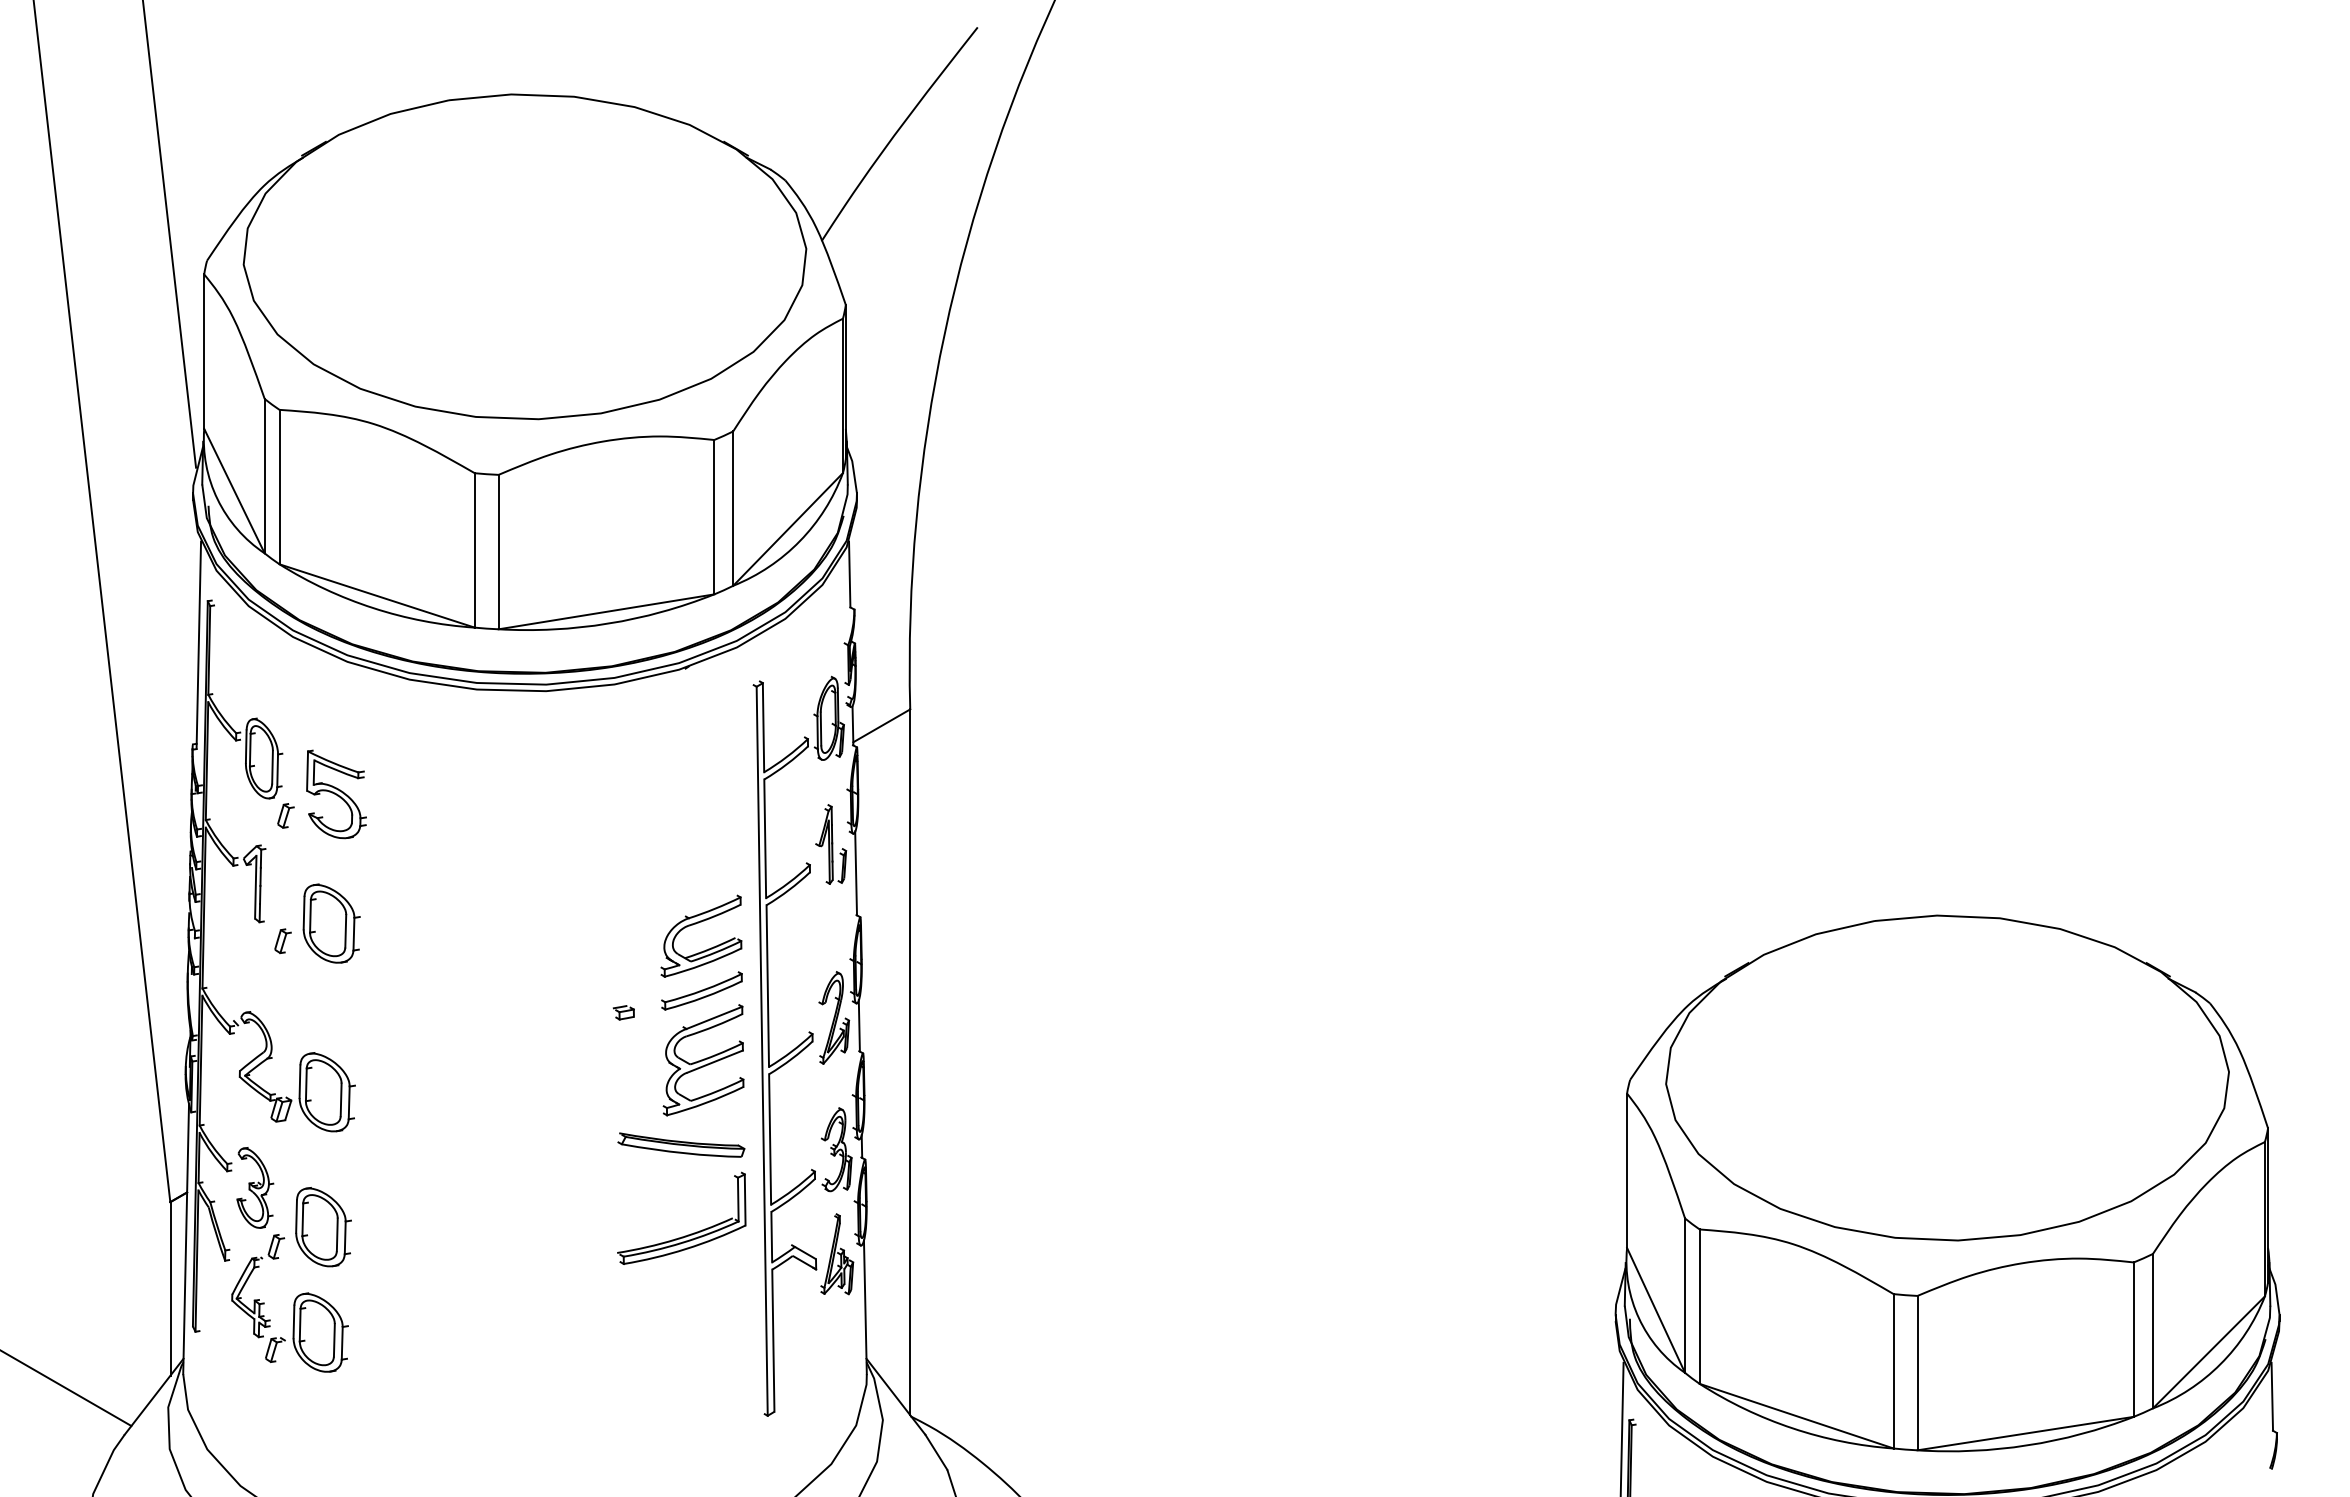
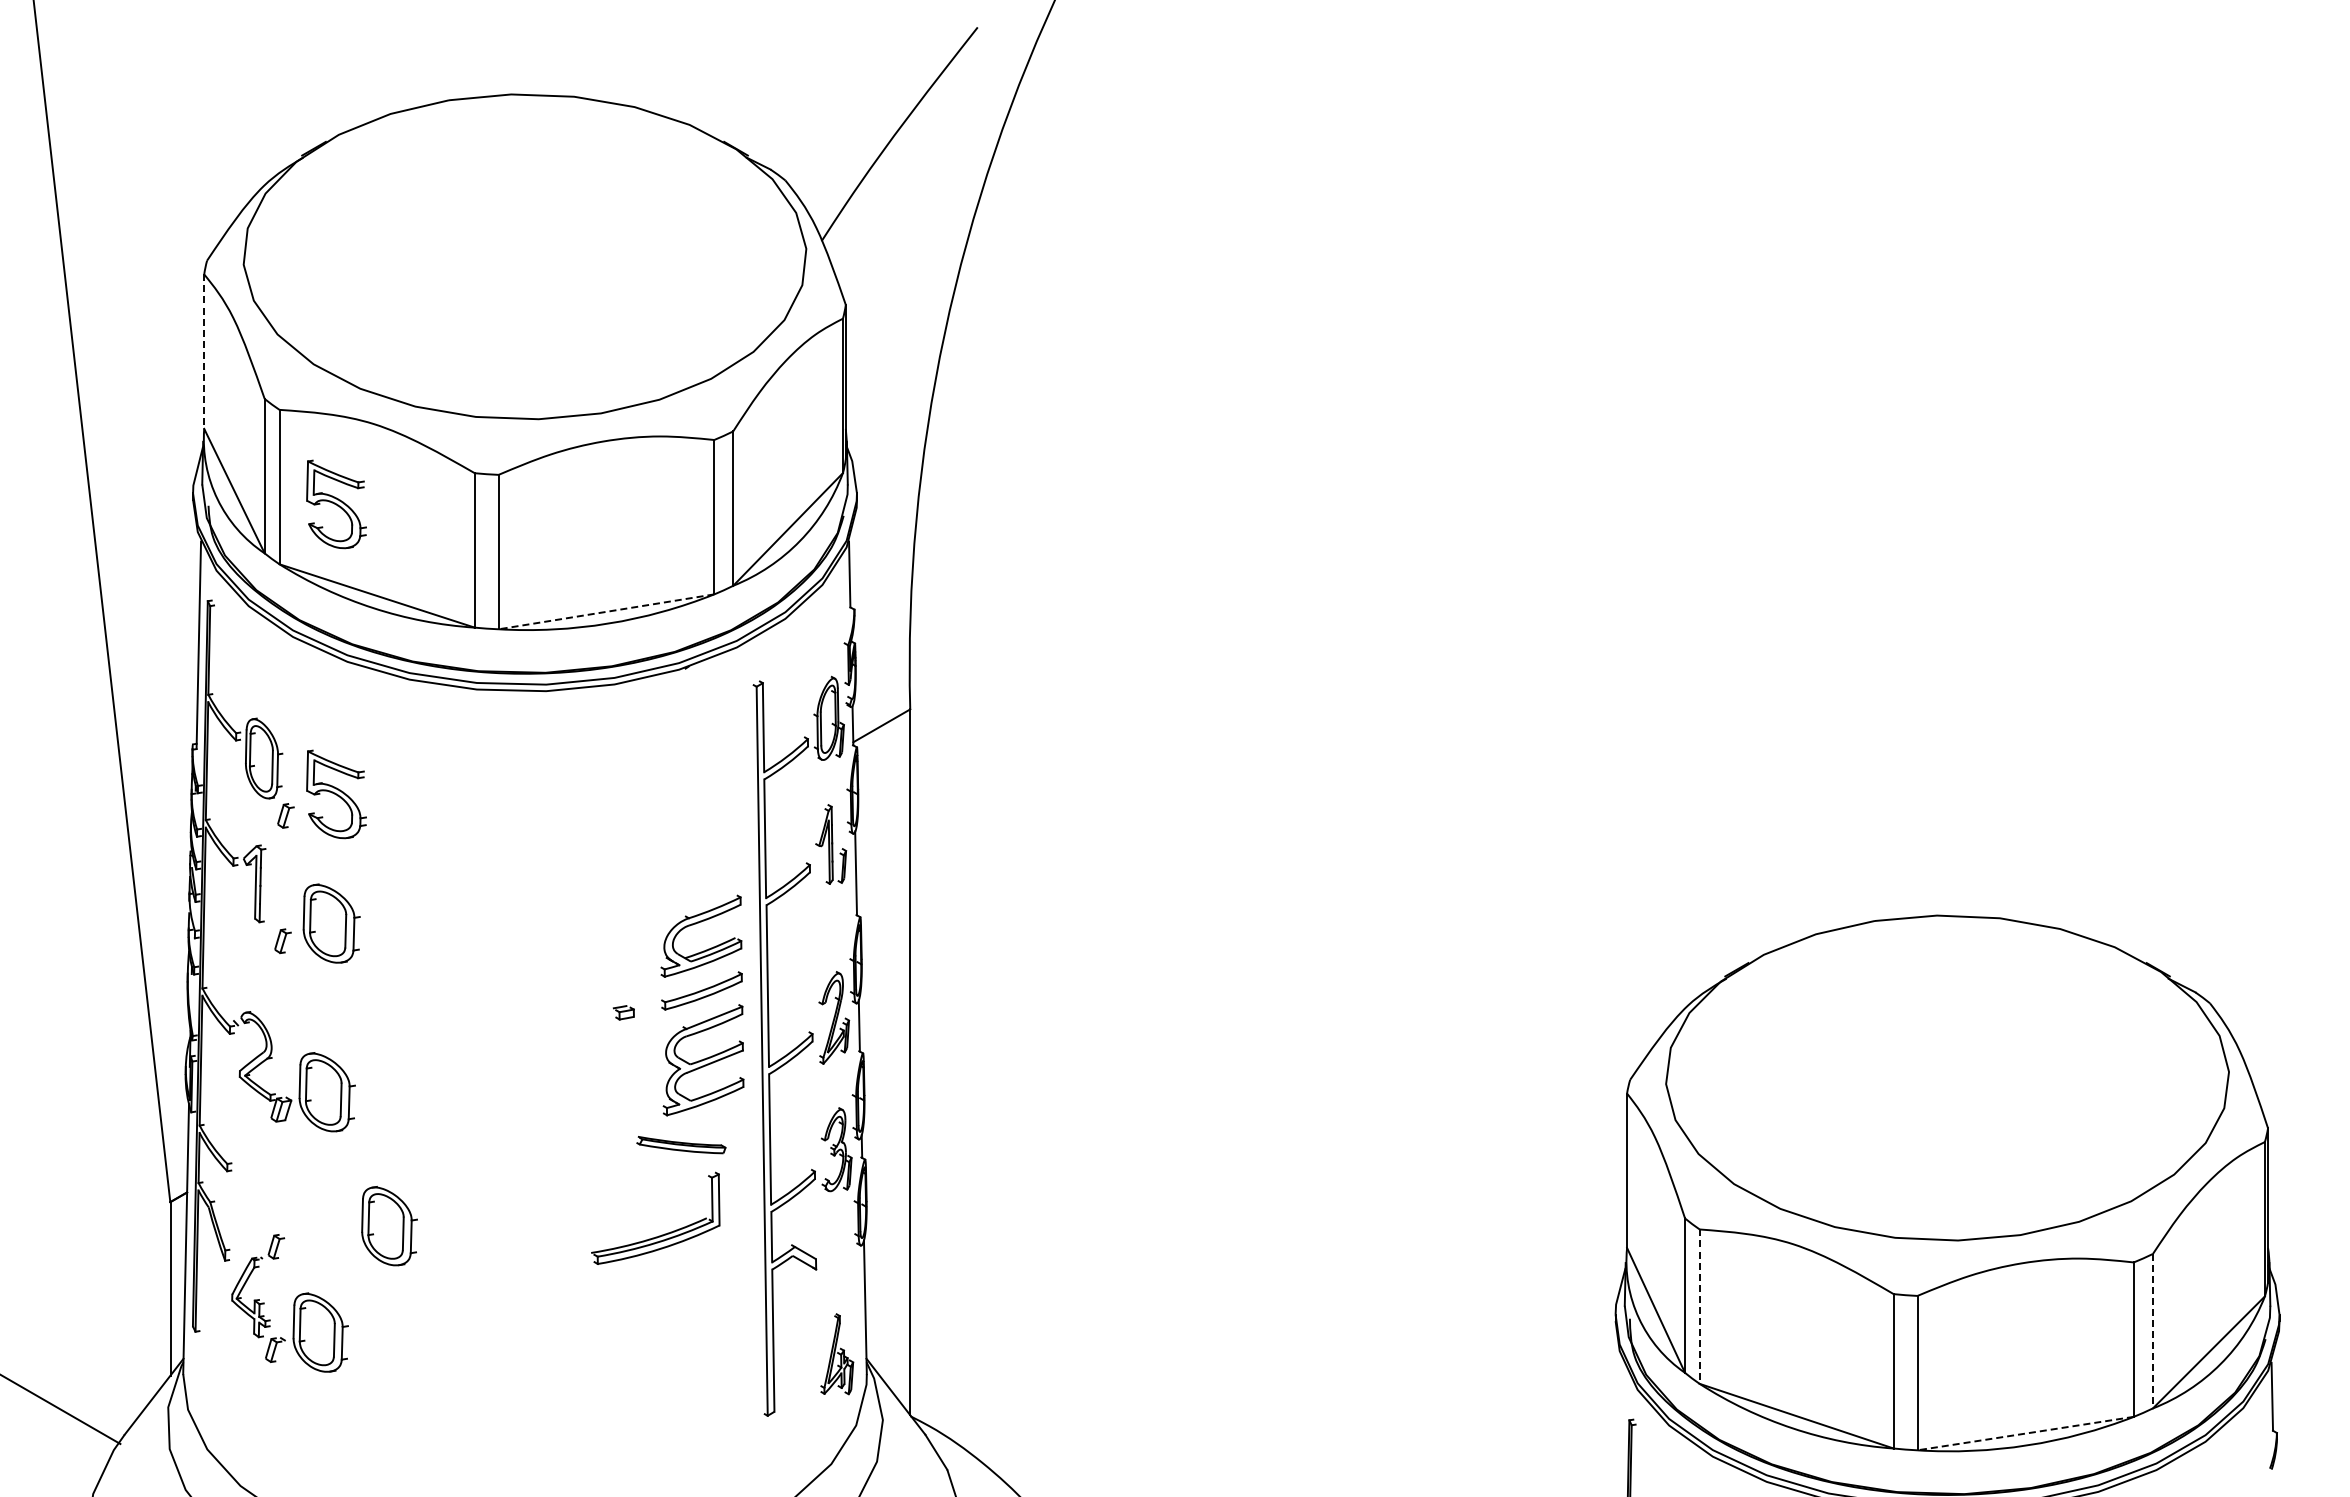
line: present -> none (169, 234)
line: solid -> dashed (204, 352)
part: none -> present (336, 504)
line: solid -> dashed (605, 611)
part size: 129x26 px -> 91x19 px (681, 1145)
part: present -> none (255, 1187)
part position: (323, 1227) -> (389, 1226) (389, 1226)
part position: (687, 1234) -> (661, 1234) (661, 1234)
part position: (837, 1254) -> (837, 1354) (837, 1354)
line: solid -> dashed (1699, 1307)
line: solid -> dashed (2152, 1331)
line position: (66, 1388) -> (61, 1409) (61, 1409)
line: present -> none (1621, 1427)
line: solid -> dashed (2025, 1433)
